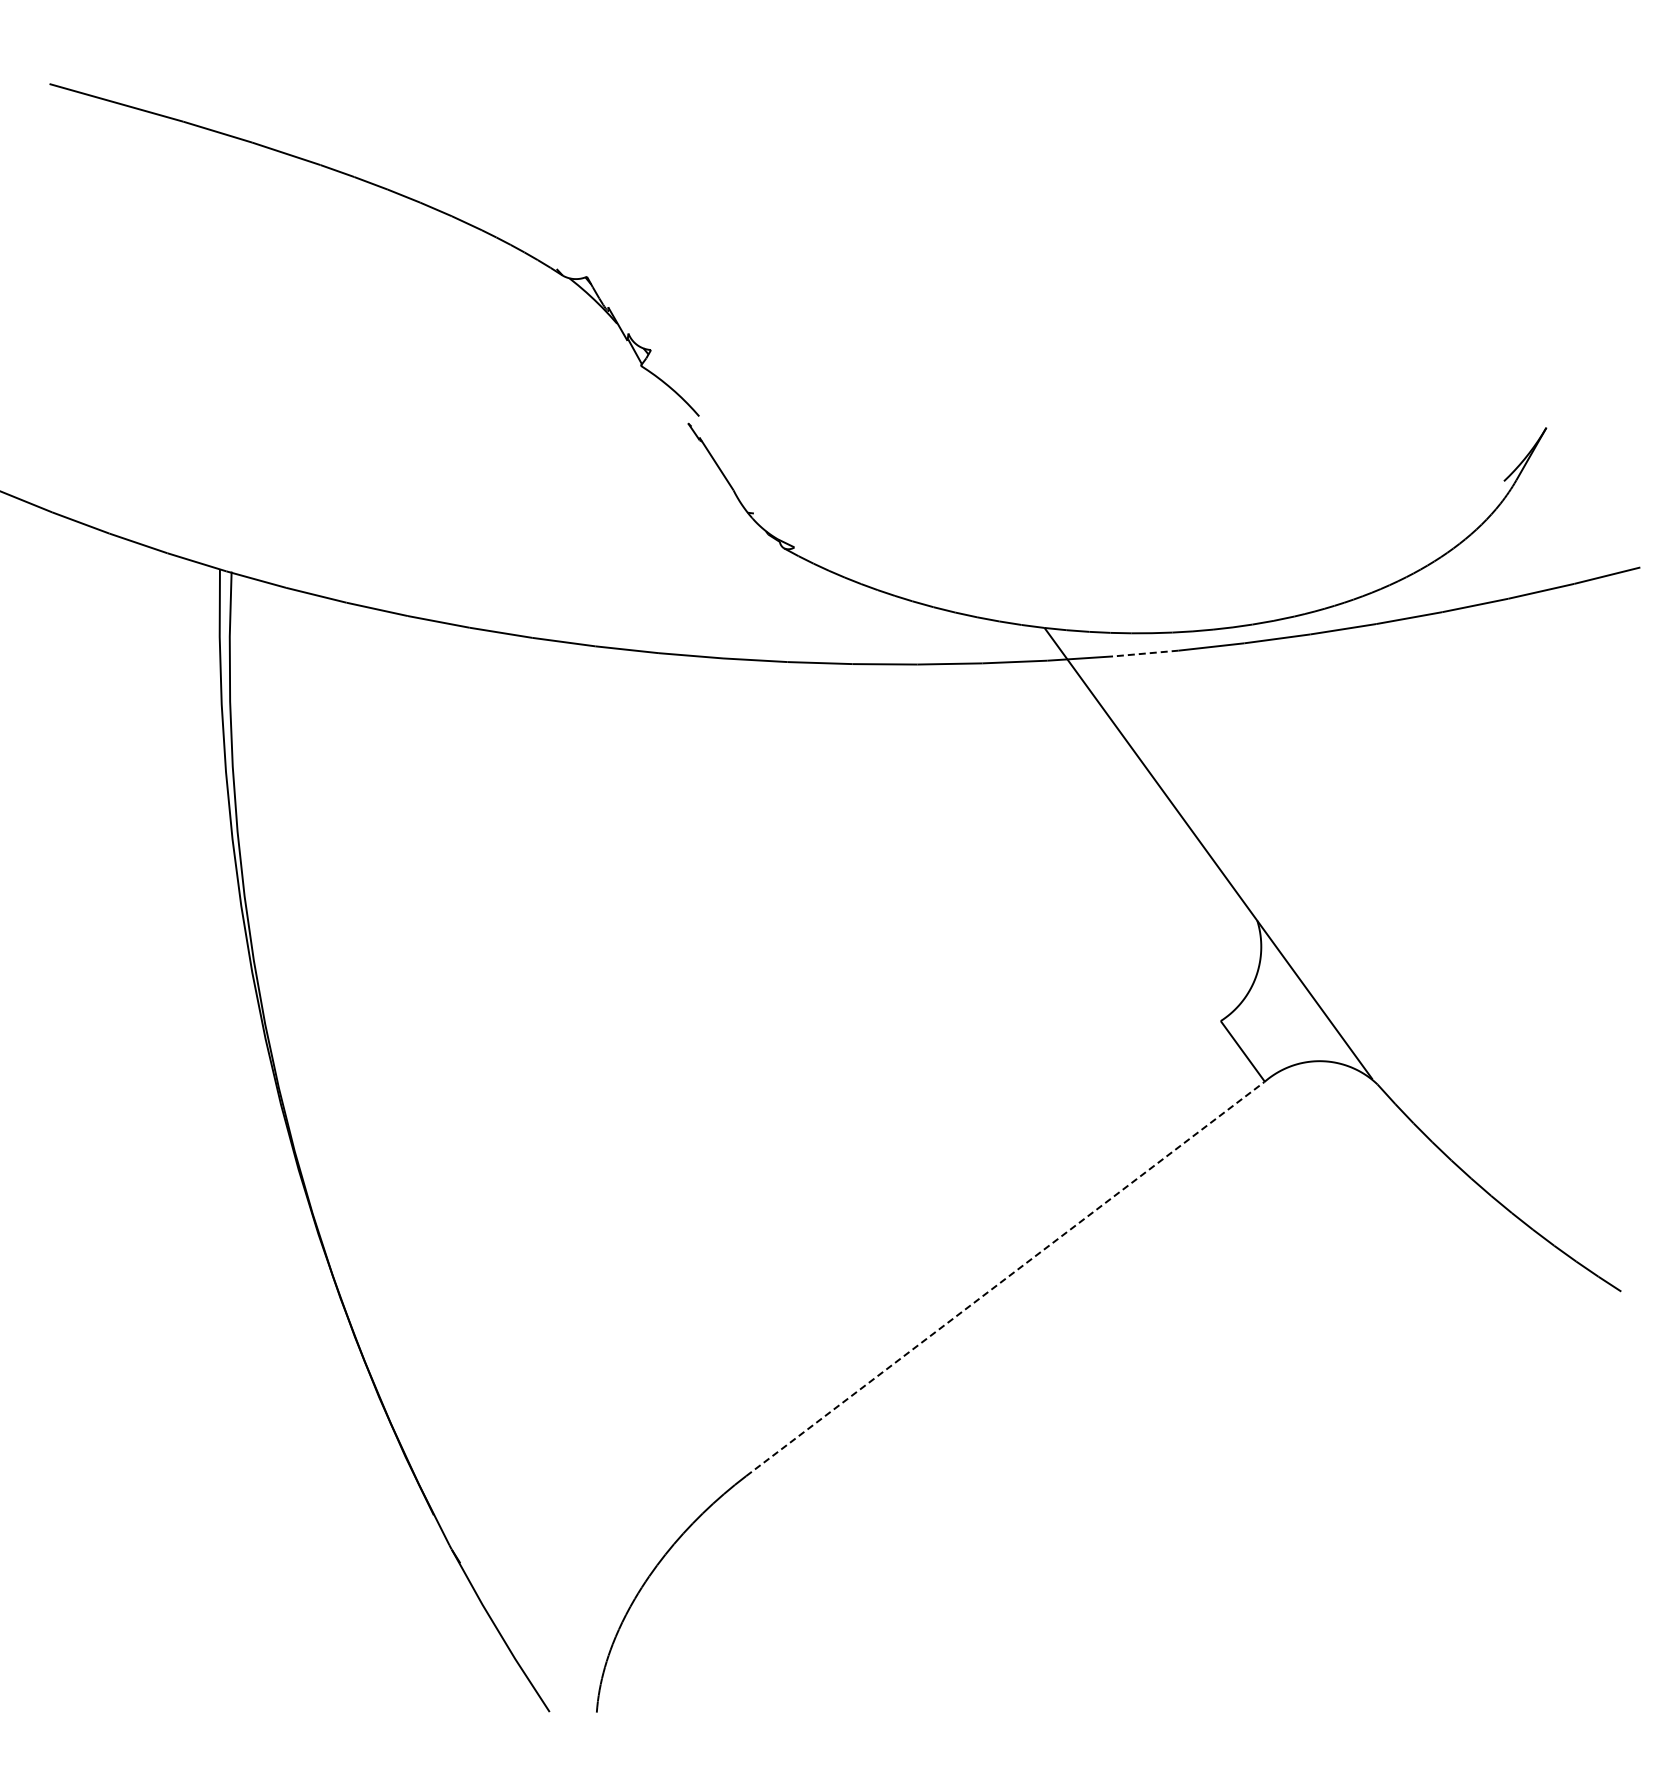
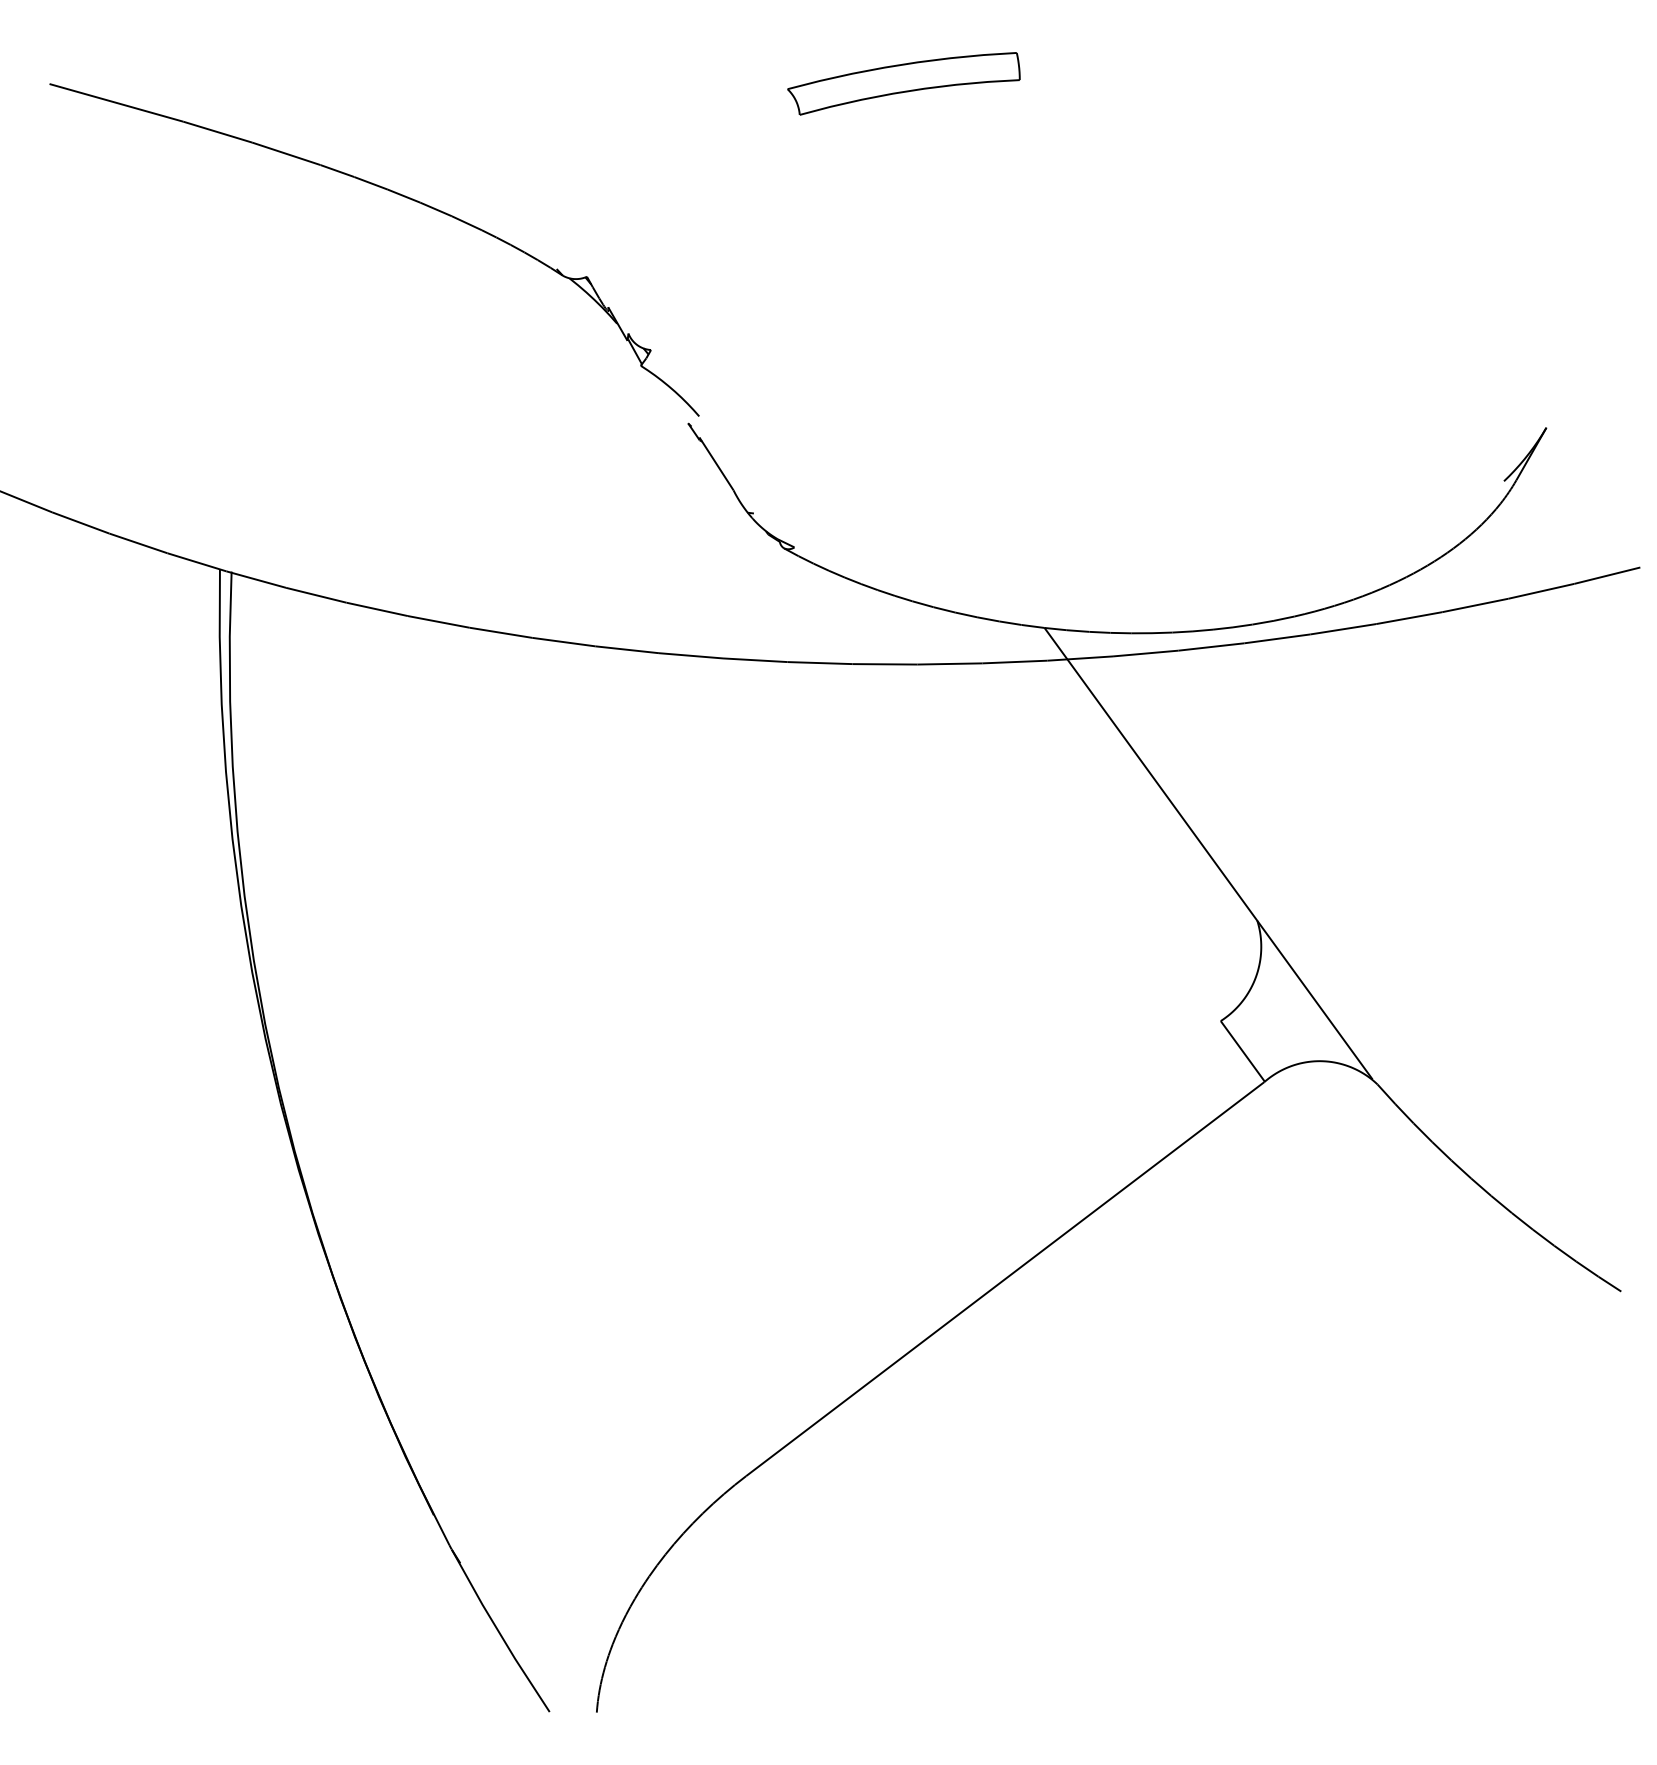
part: none -> present (903, 83)
line: dashed -> solid (1145, 653)
line: dashed -> solid (1005, 1278)
